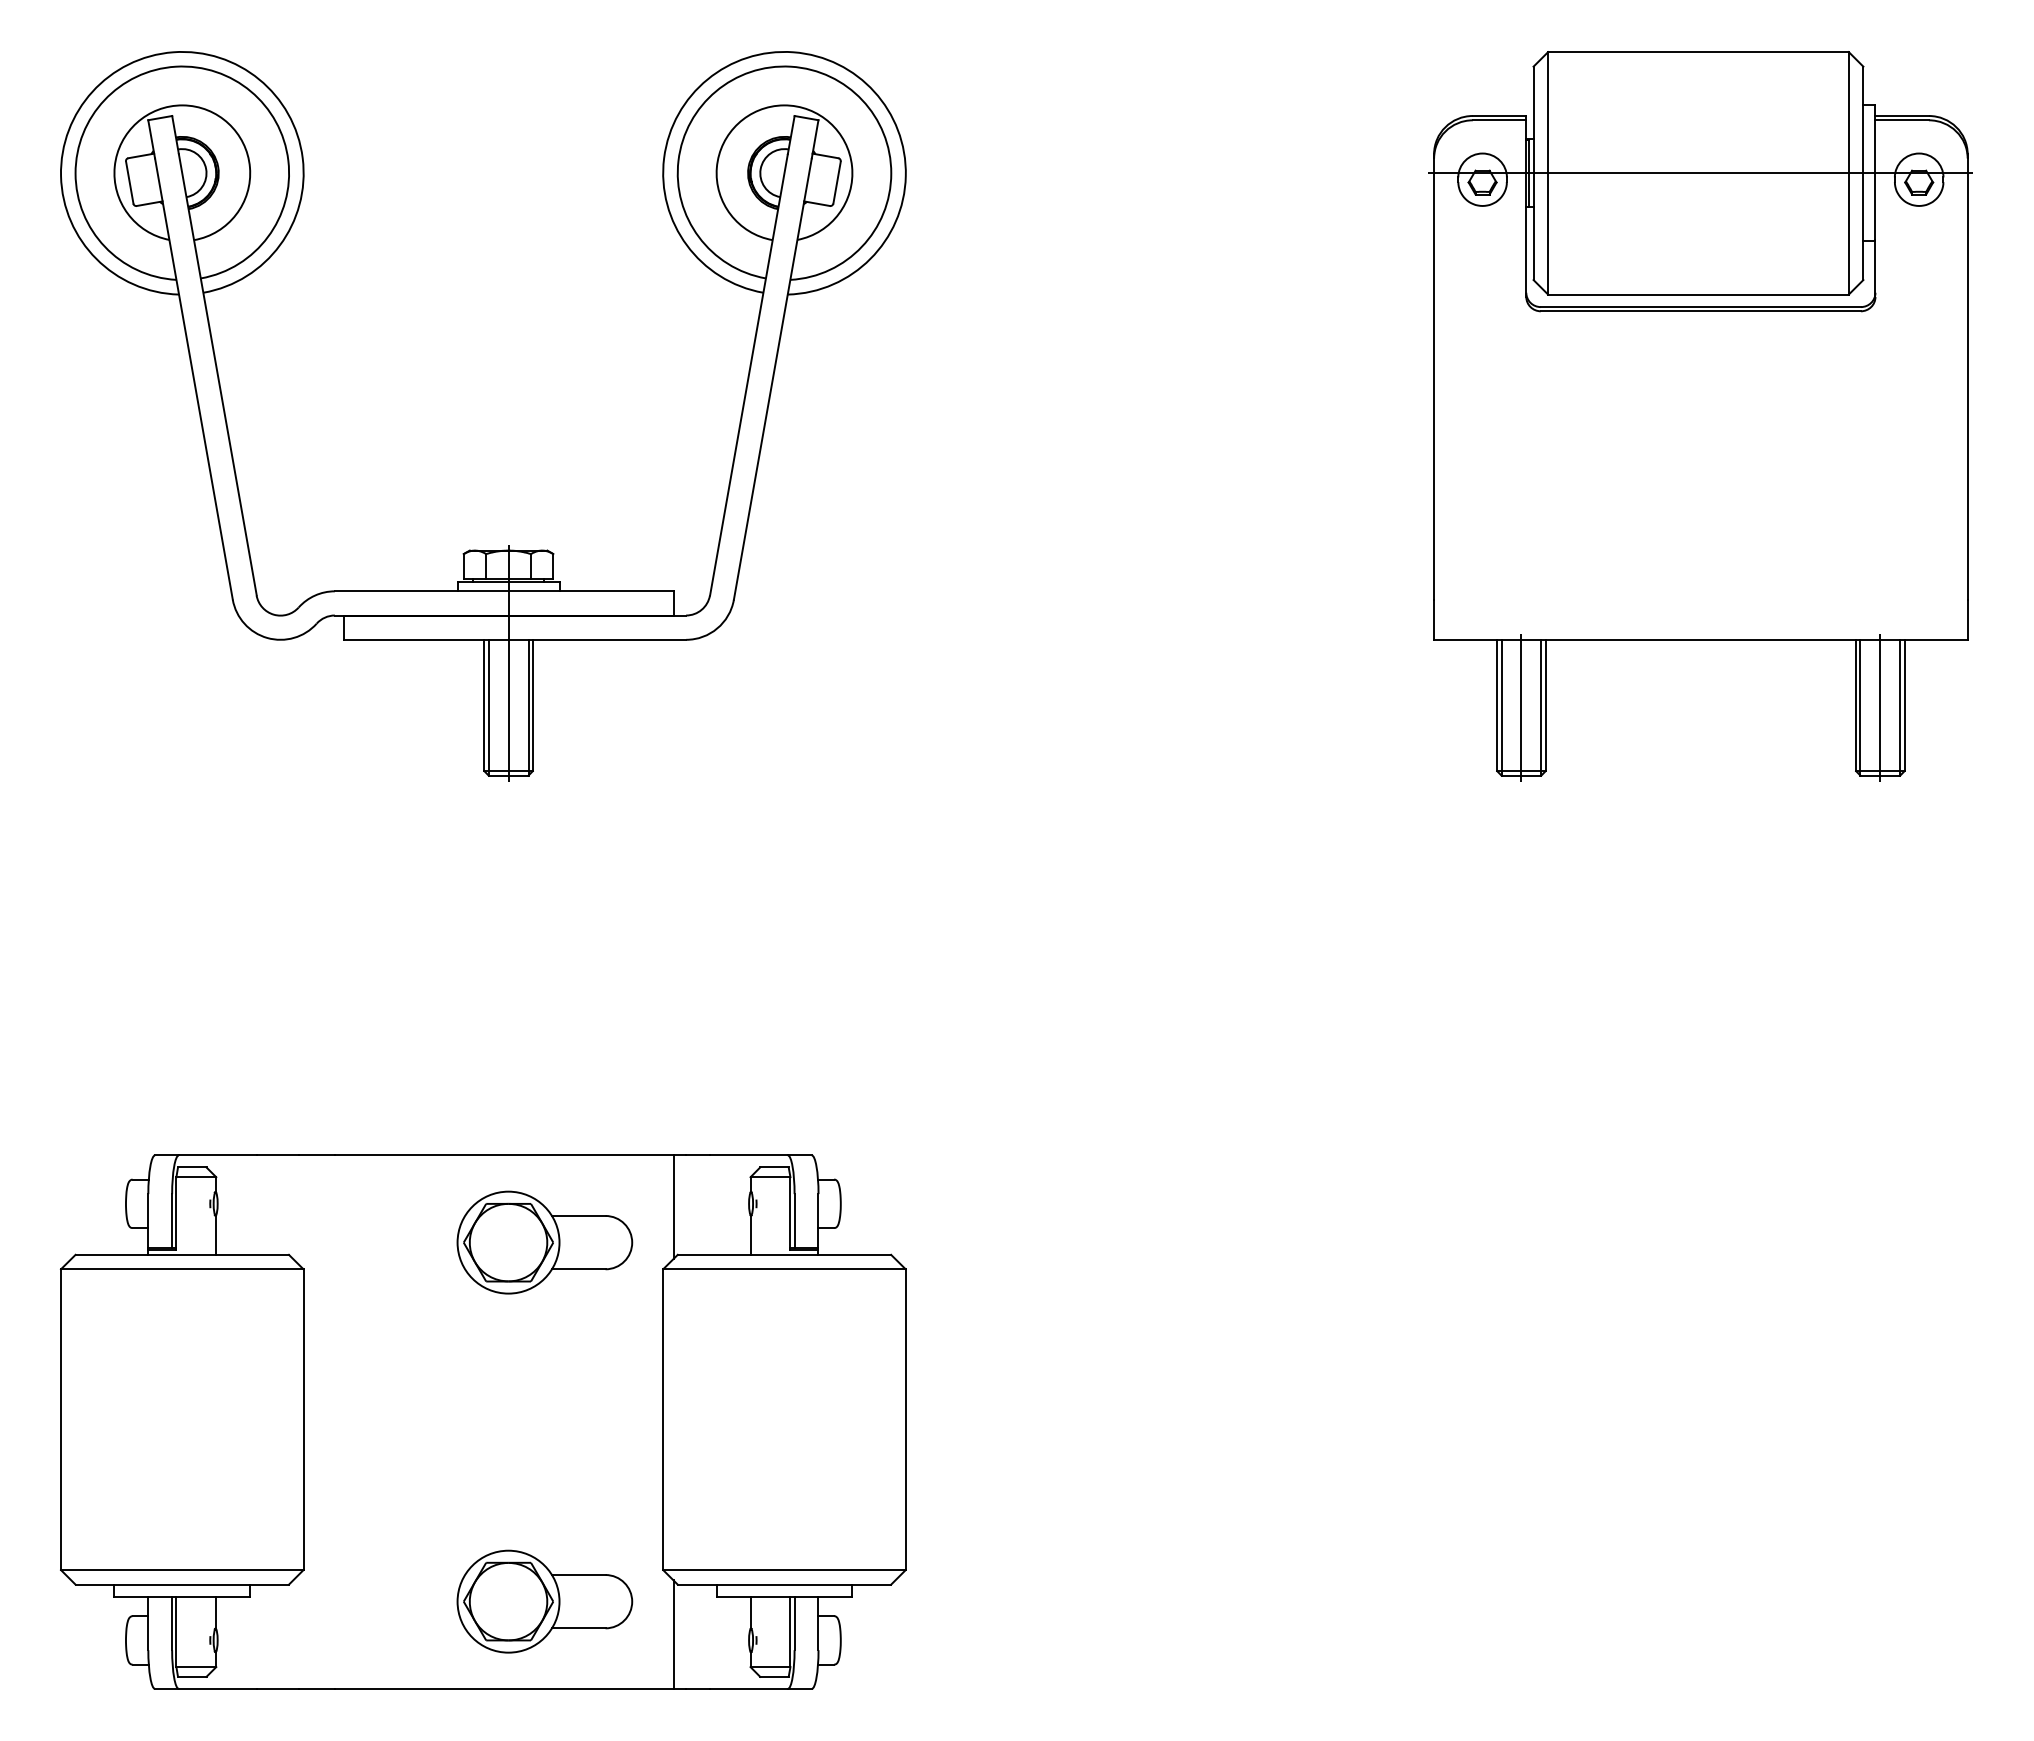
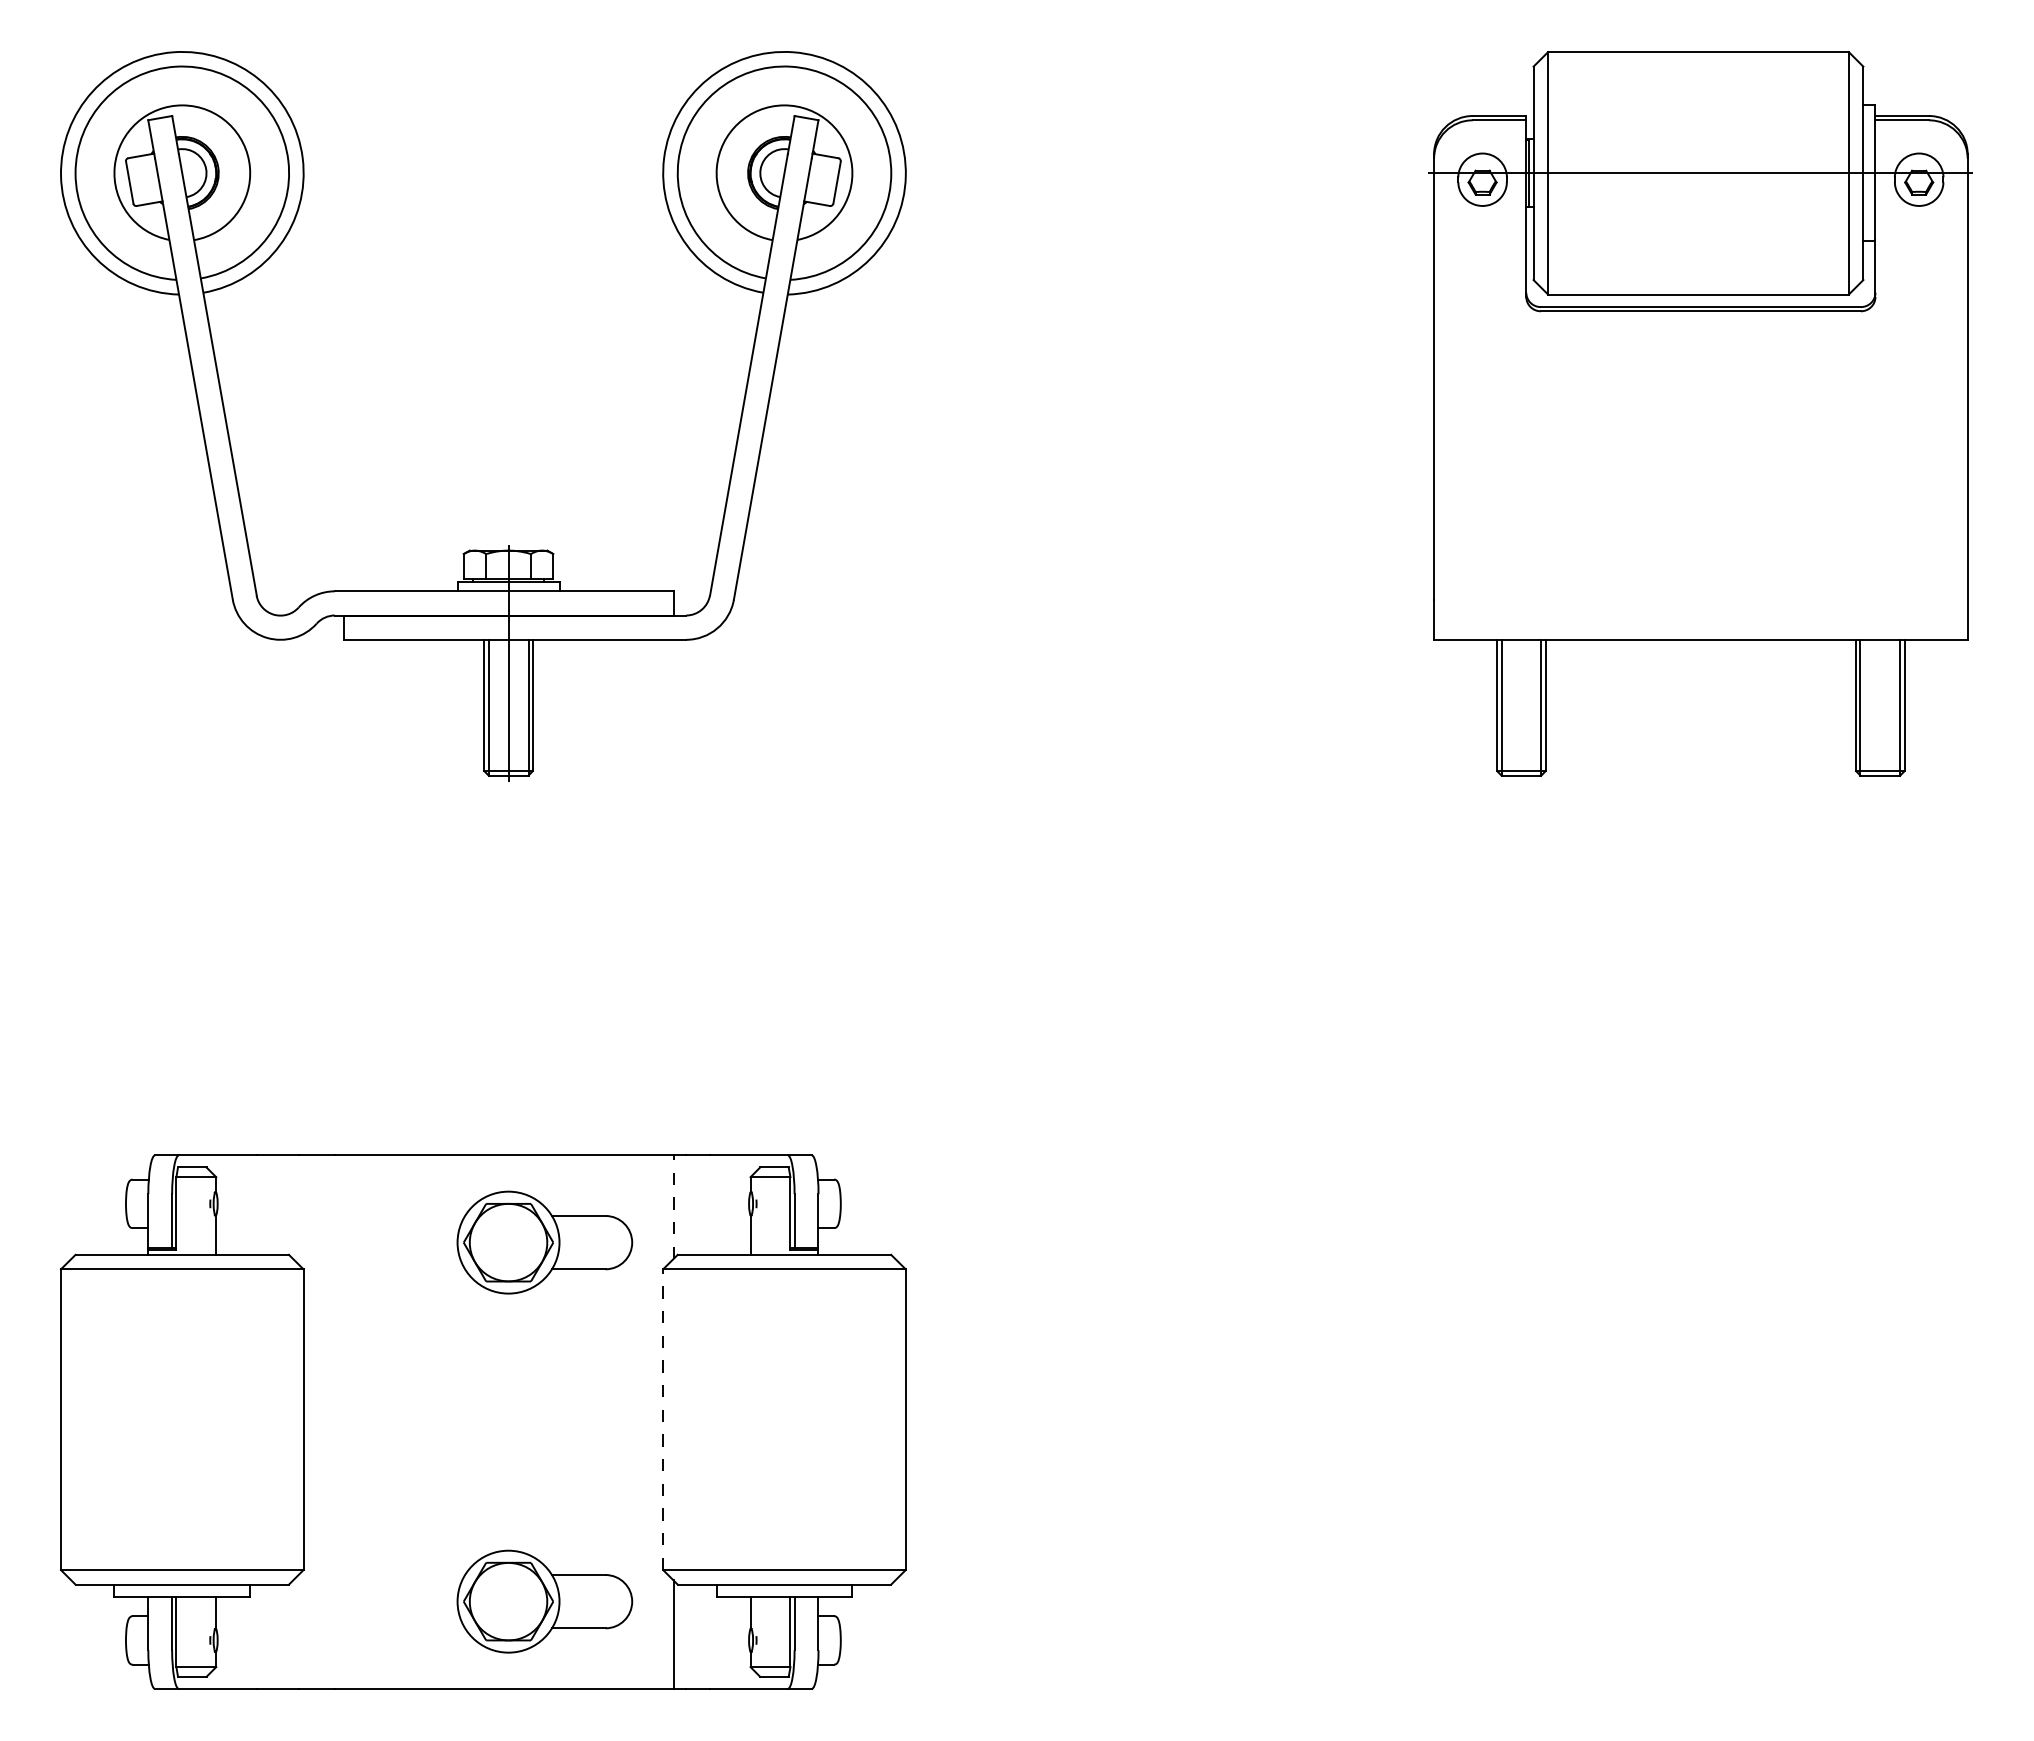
line: present -> none (1521, 707)
line: present -> none (1880, 707)
line: solid -> dashed (673, 1207)
line: solid -> dashed (663, 1419)
